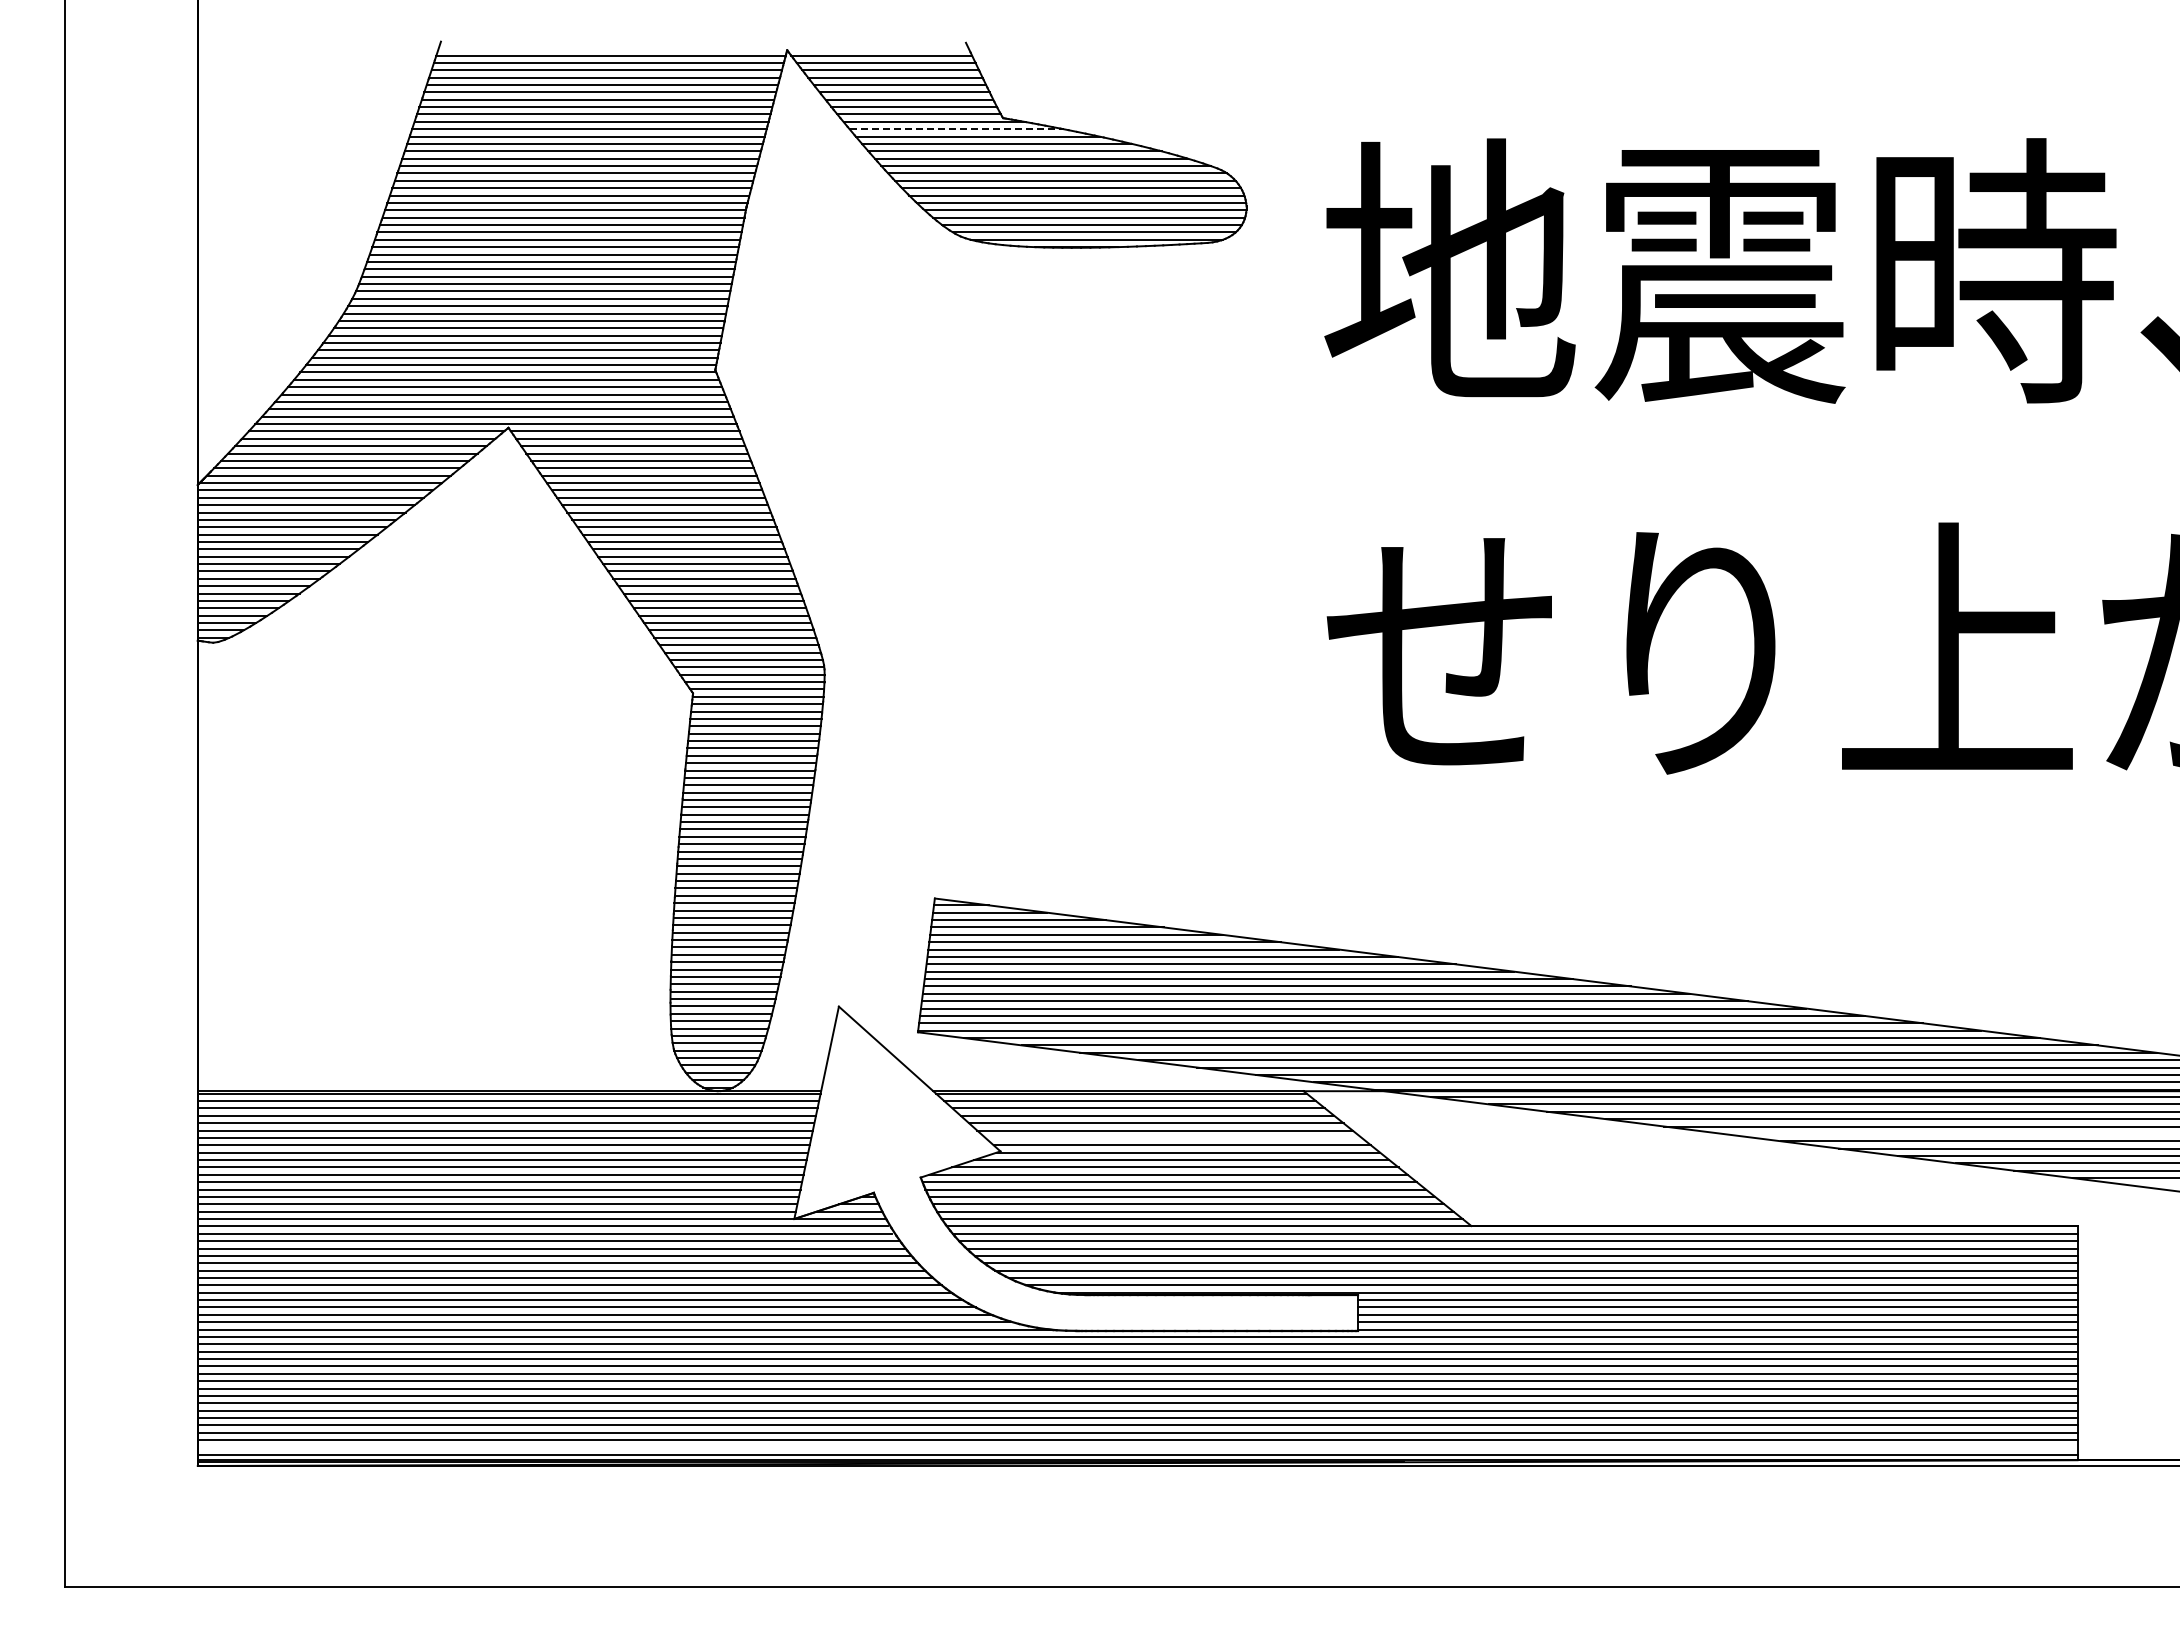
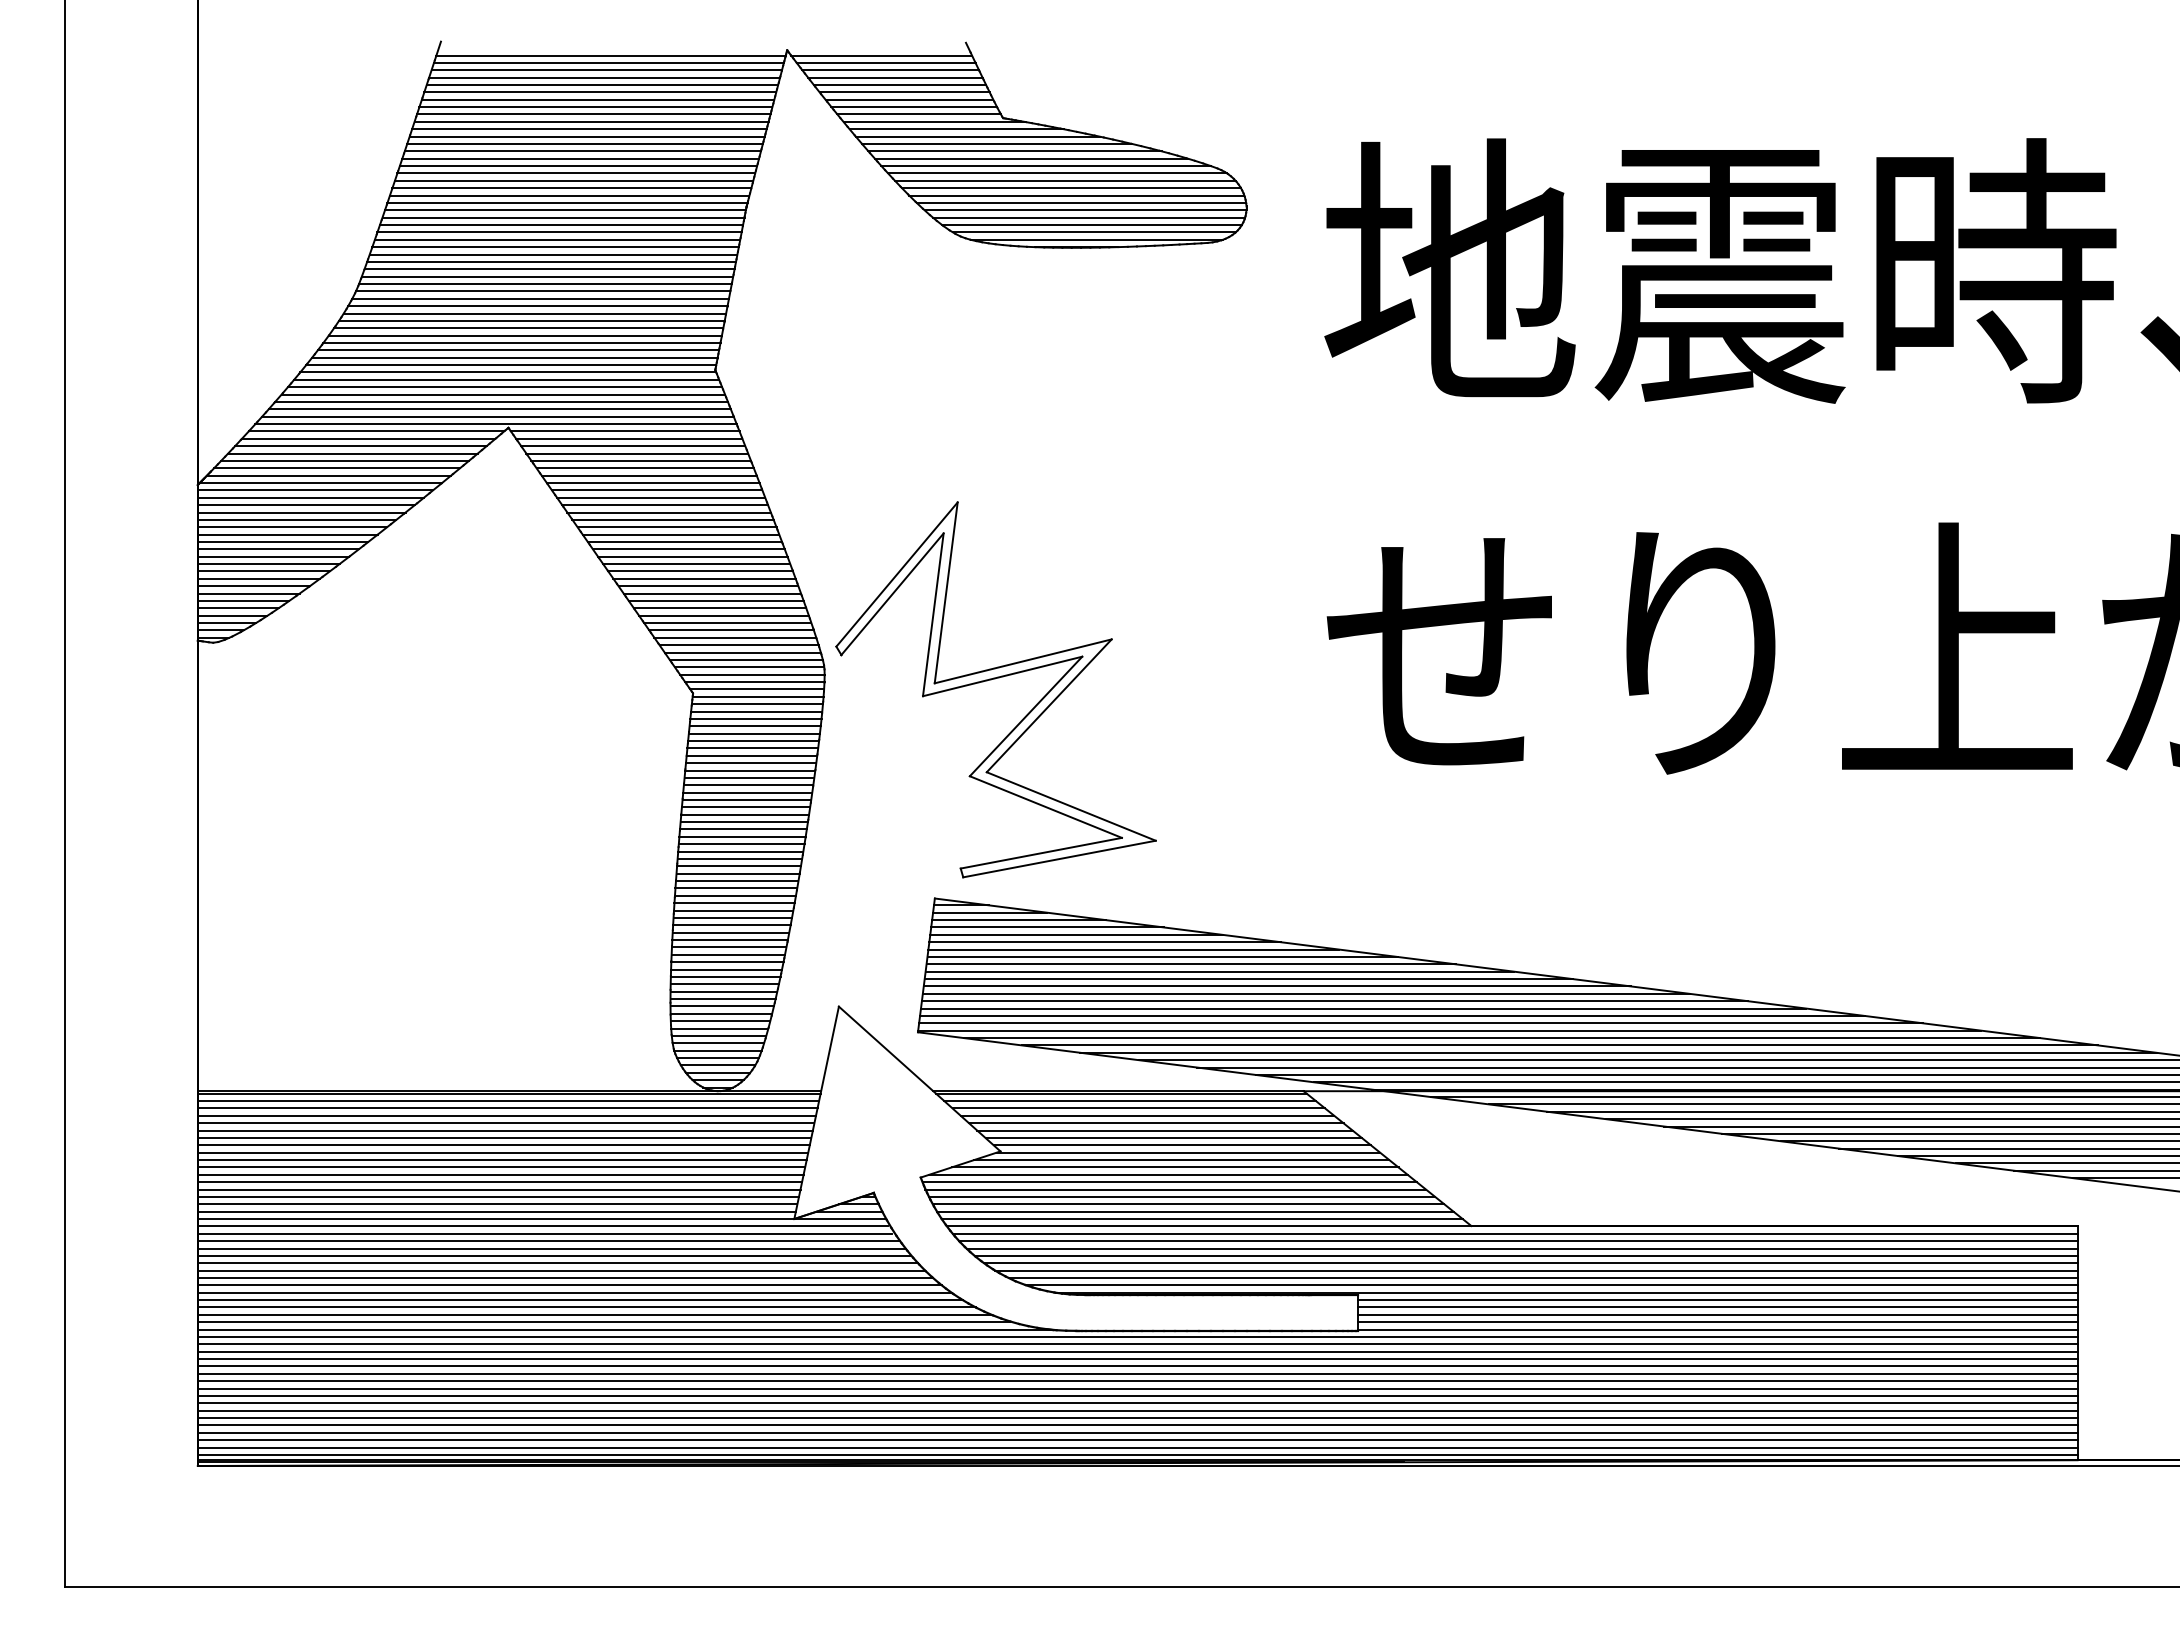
line: dashed -> solid (957, 129)
part: none -> present (991, 680)
line: none -> present (1949, 1133)
line: none -> present (1173, 1137)
line: none -> present (1137, 1447)
